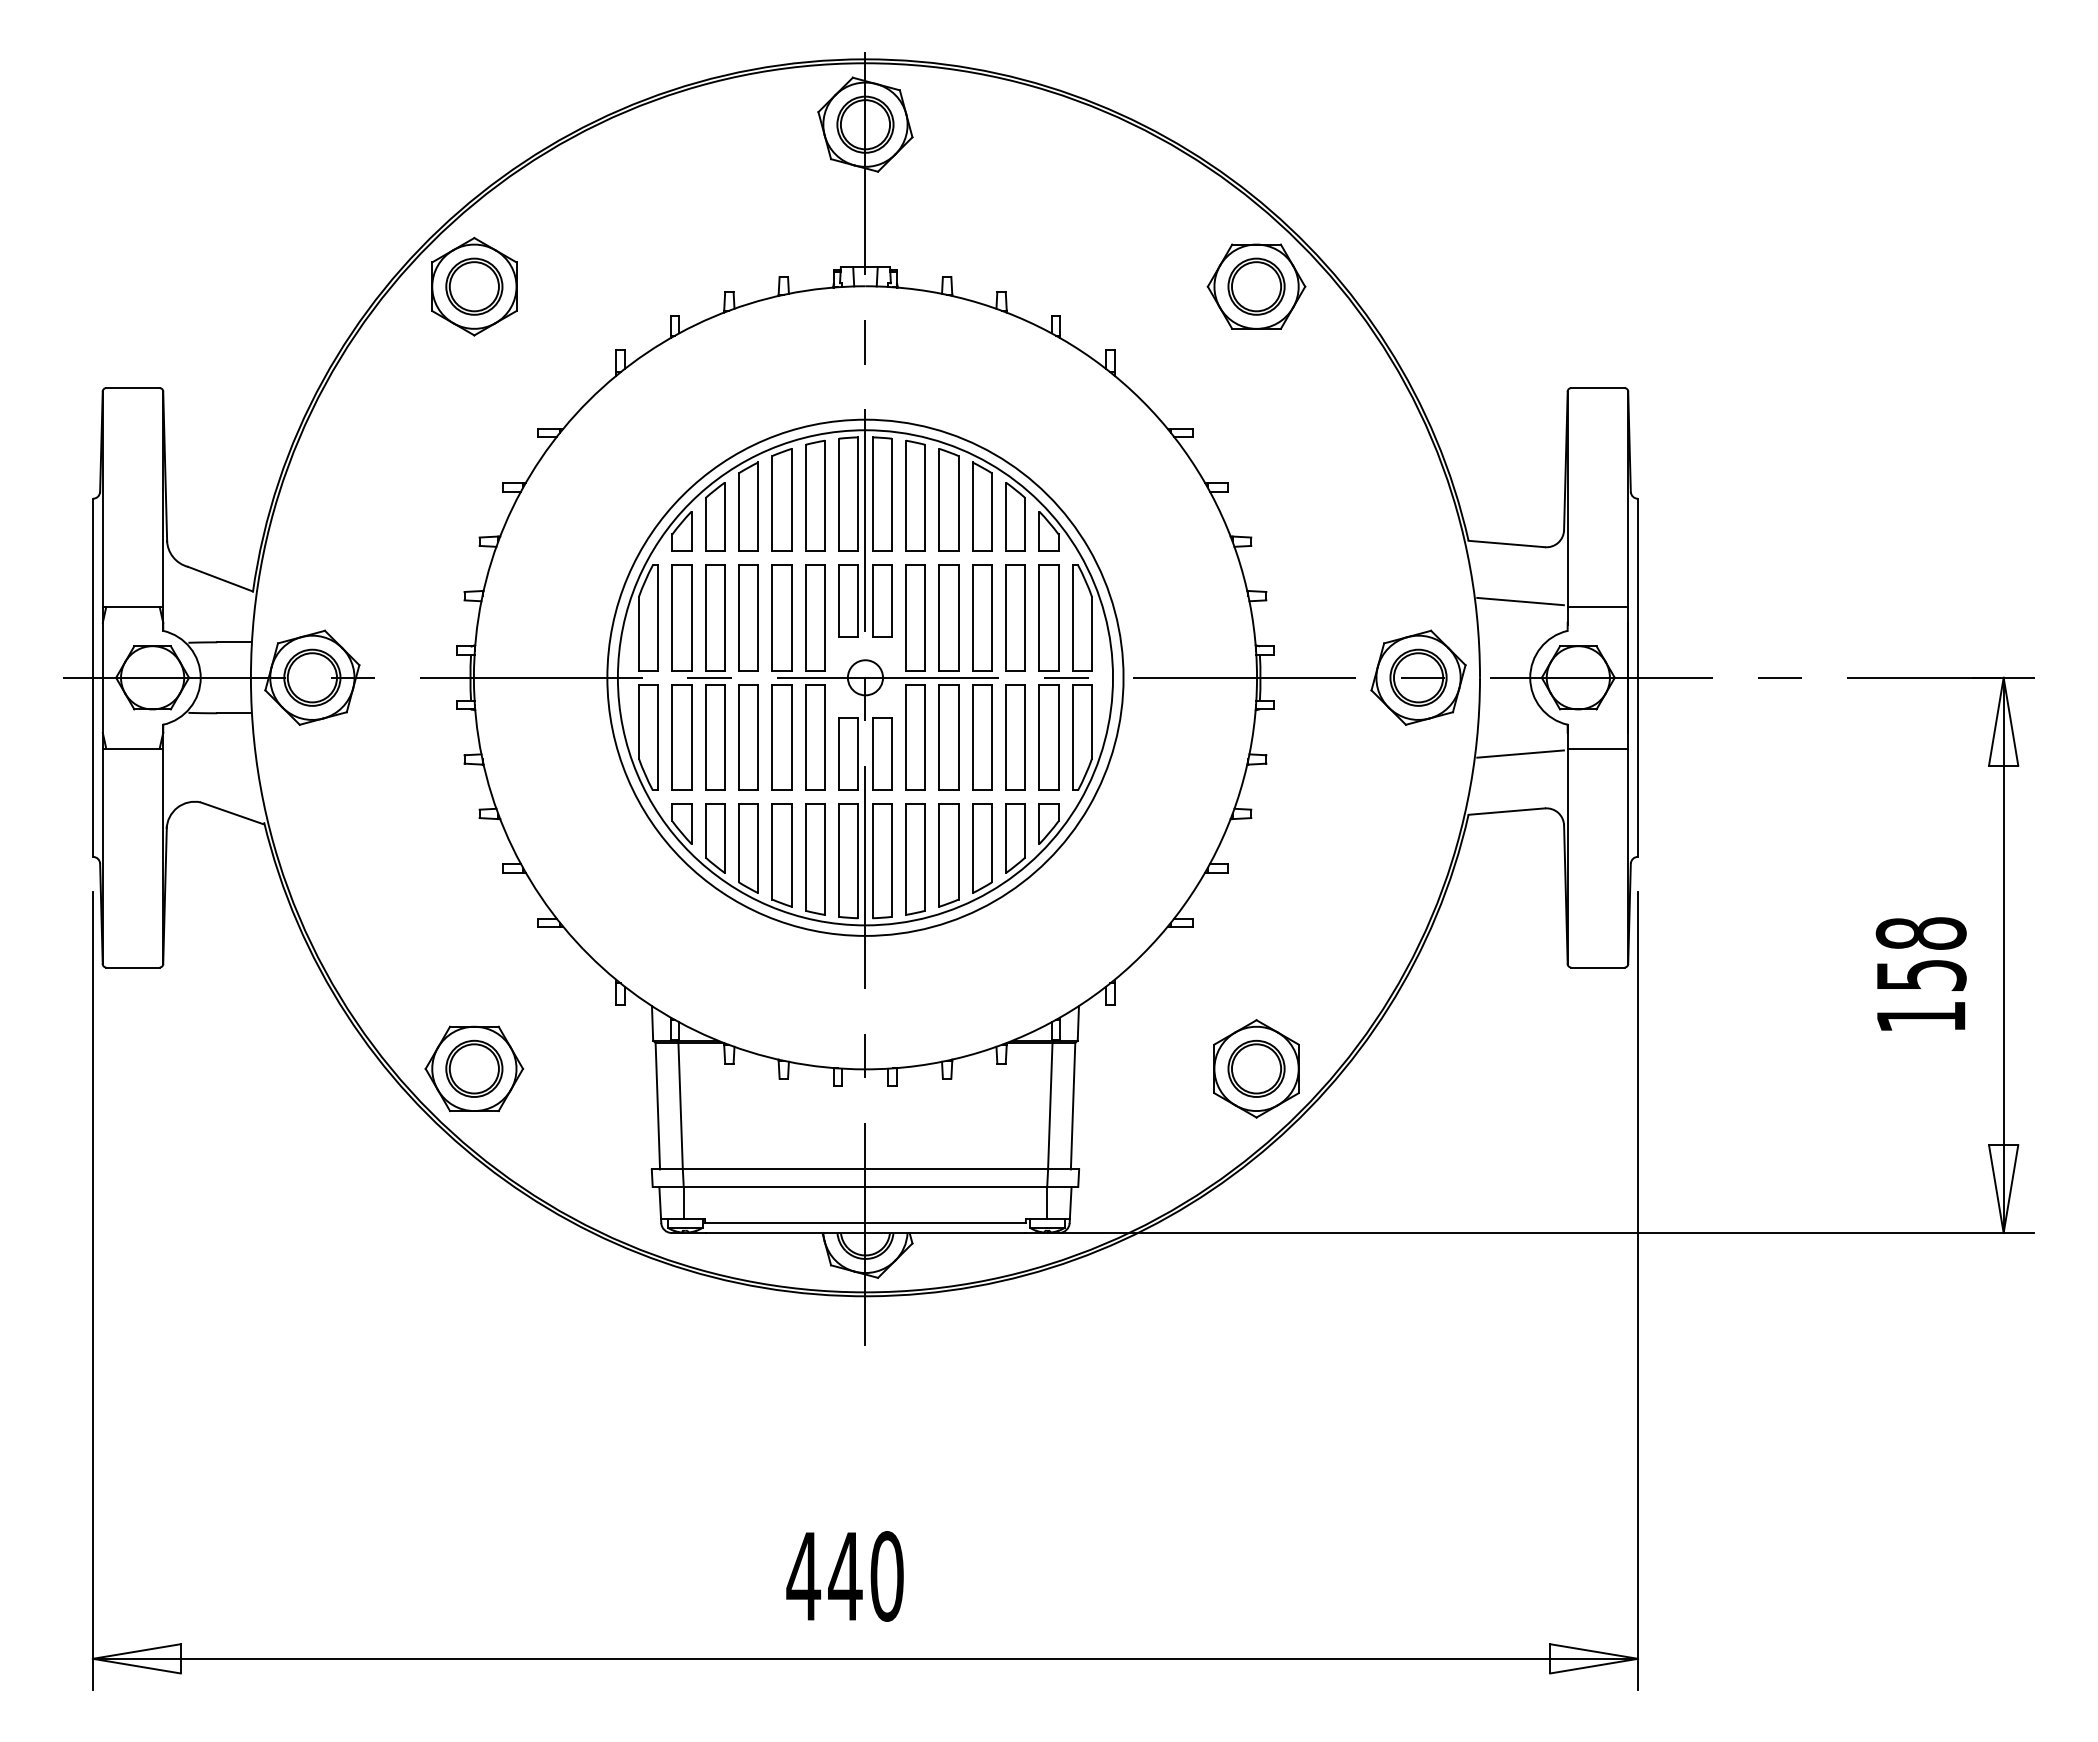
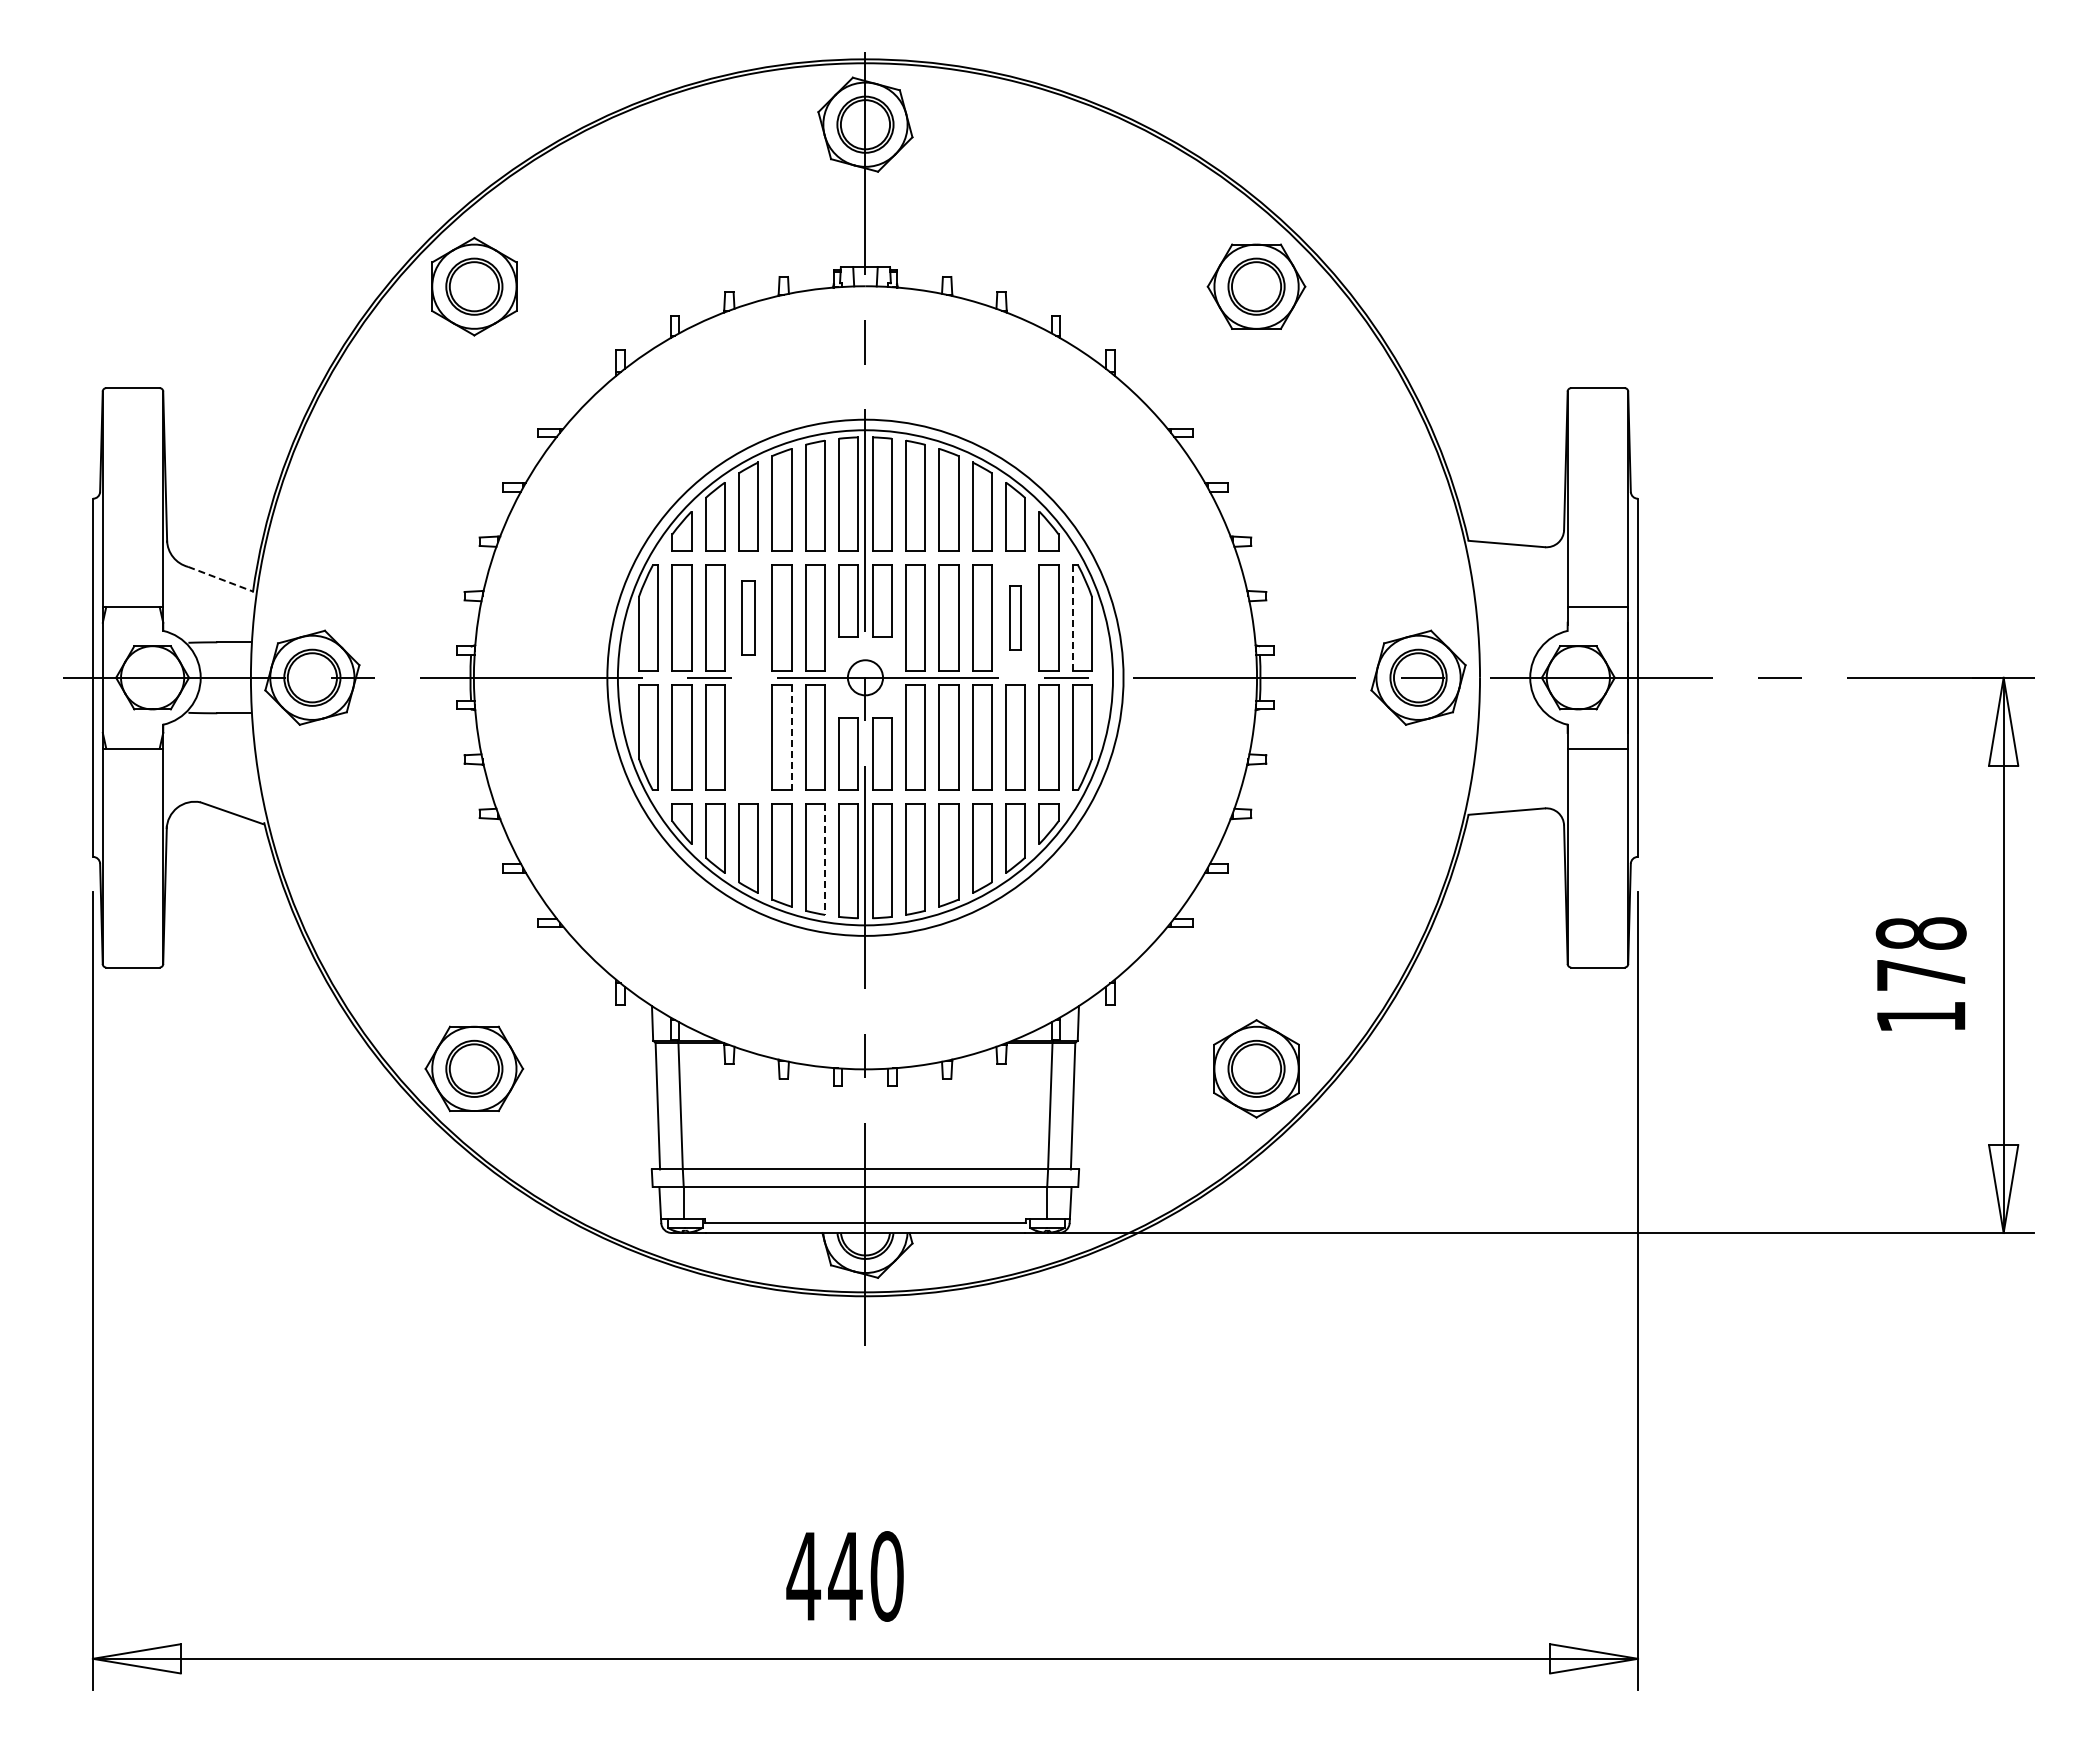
line: solid -> dashed (220, 579)
line: present -> none (1520, 601)
part size: 21x108 px -> 15x76 px (748, 617)
part size: 21x108 px -> 13x66 px (1015, 617)
line: solid -> dashed (1072, 618)
part: present -> none (748, 737)
line: solid -> dashed (791, 737)
line: present -> none (1520, 753)
line: solid -> dashed (825, 860)
text: 158 -> 178 (1921, 975)
